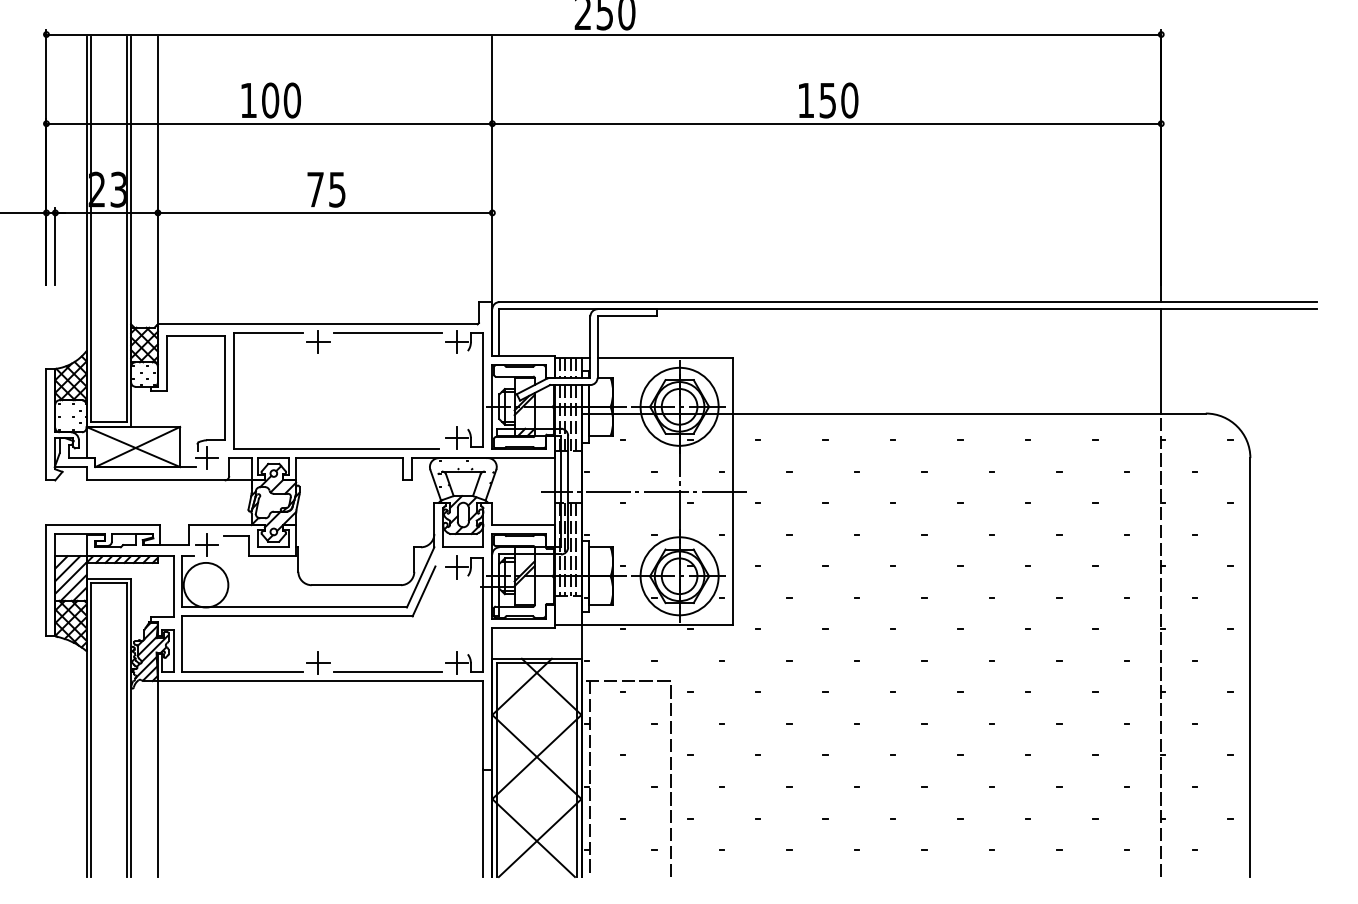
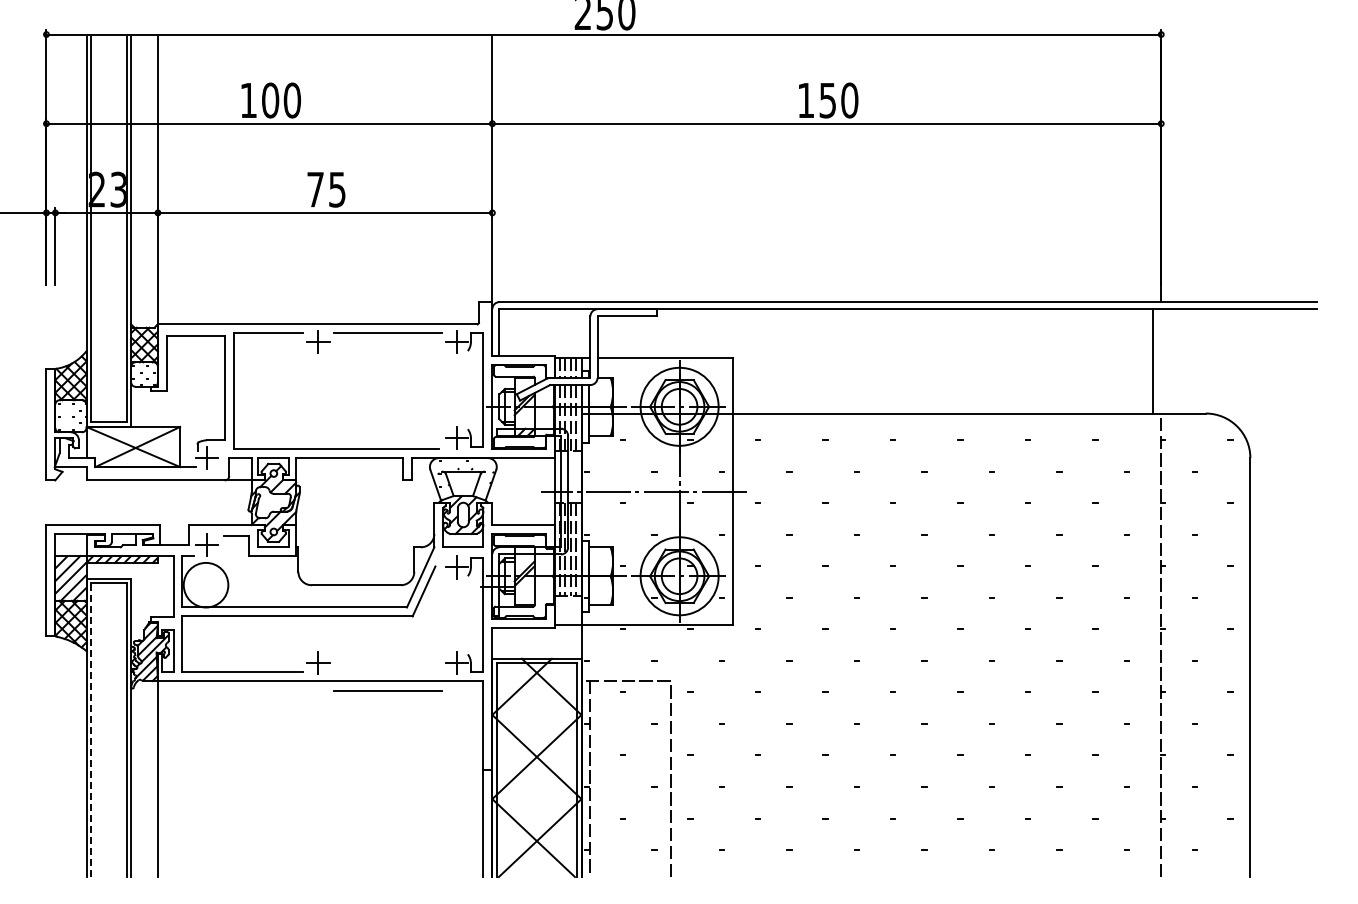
line position: (1161, 361) -> (1153, 361) (1153, 361)
line position: (387, 671) -> (387, 690) (387, 690)
line: solid -> dashed (91, 729)
